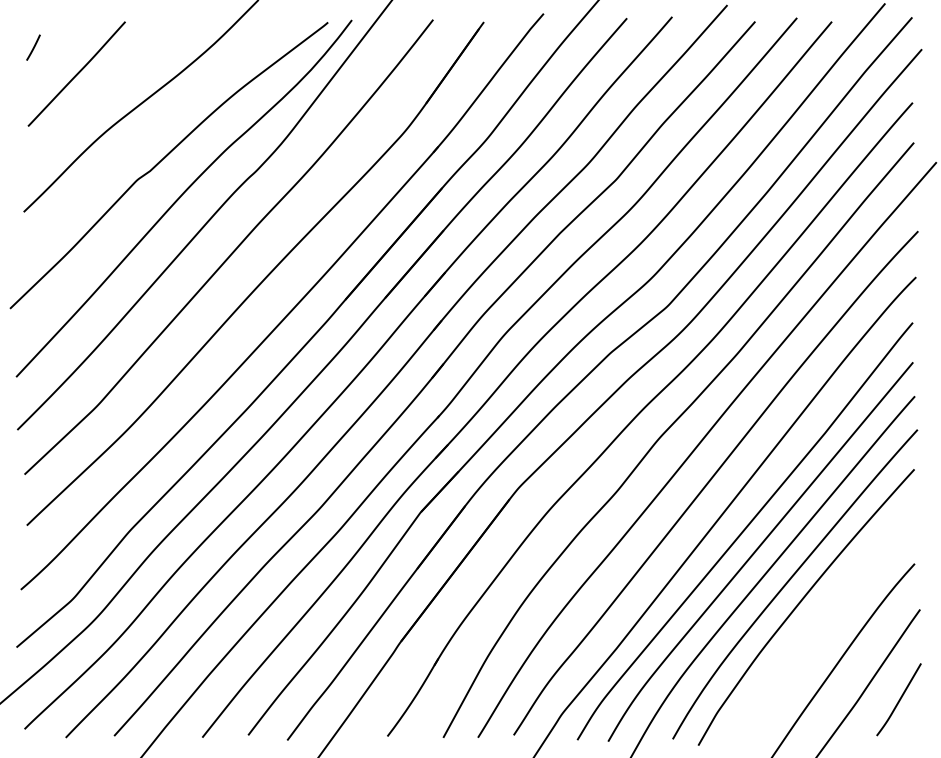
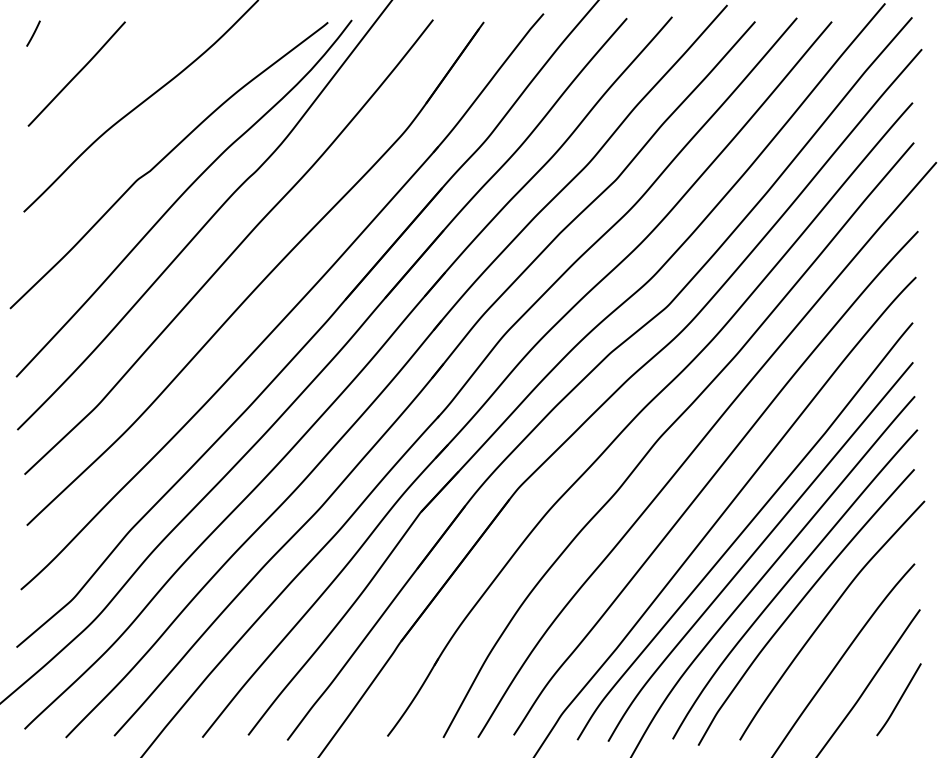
line position: (33, 47) -> (33, 33) (33, 33)
curve: none -> present (827, 616)
